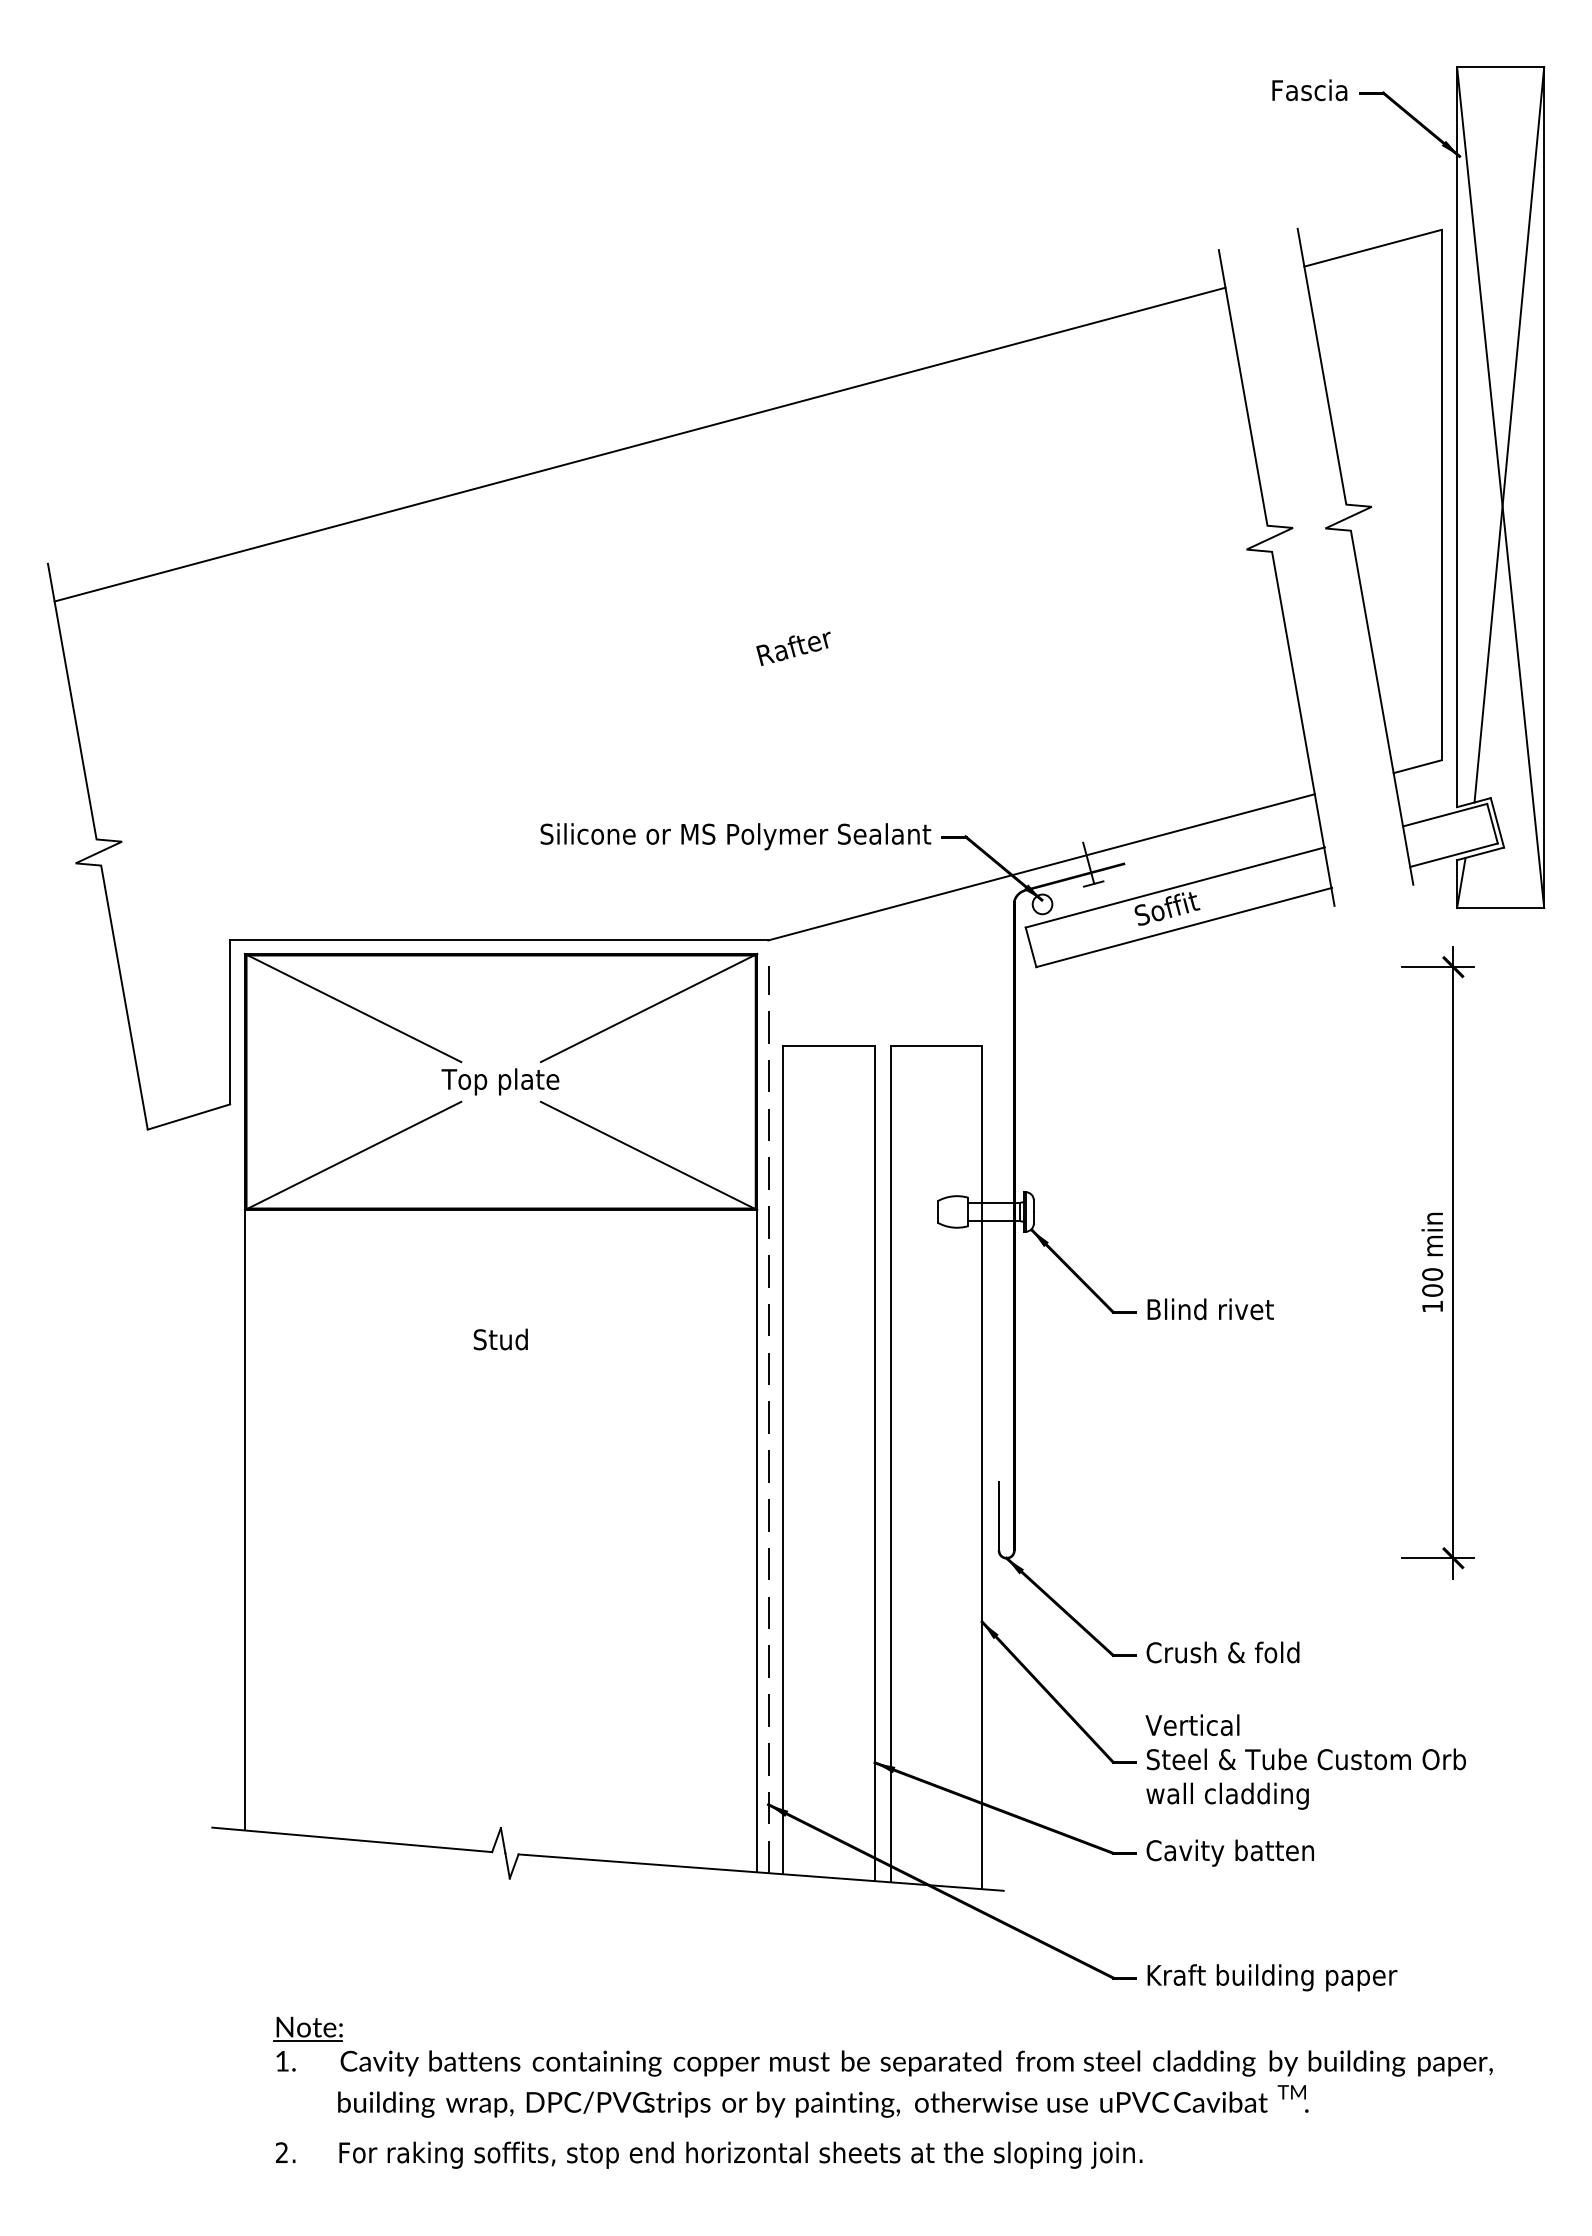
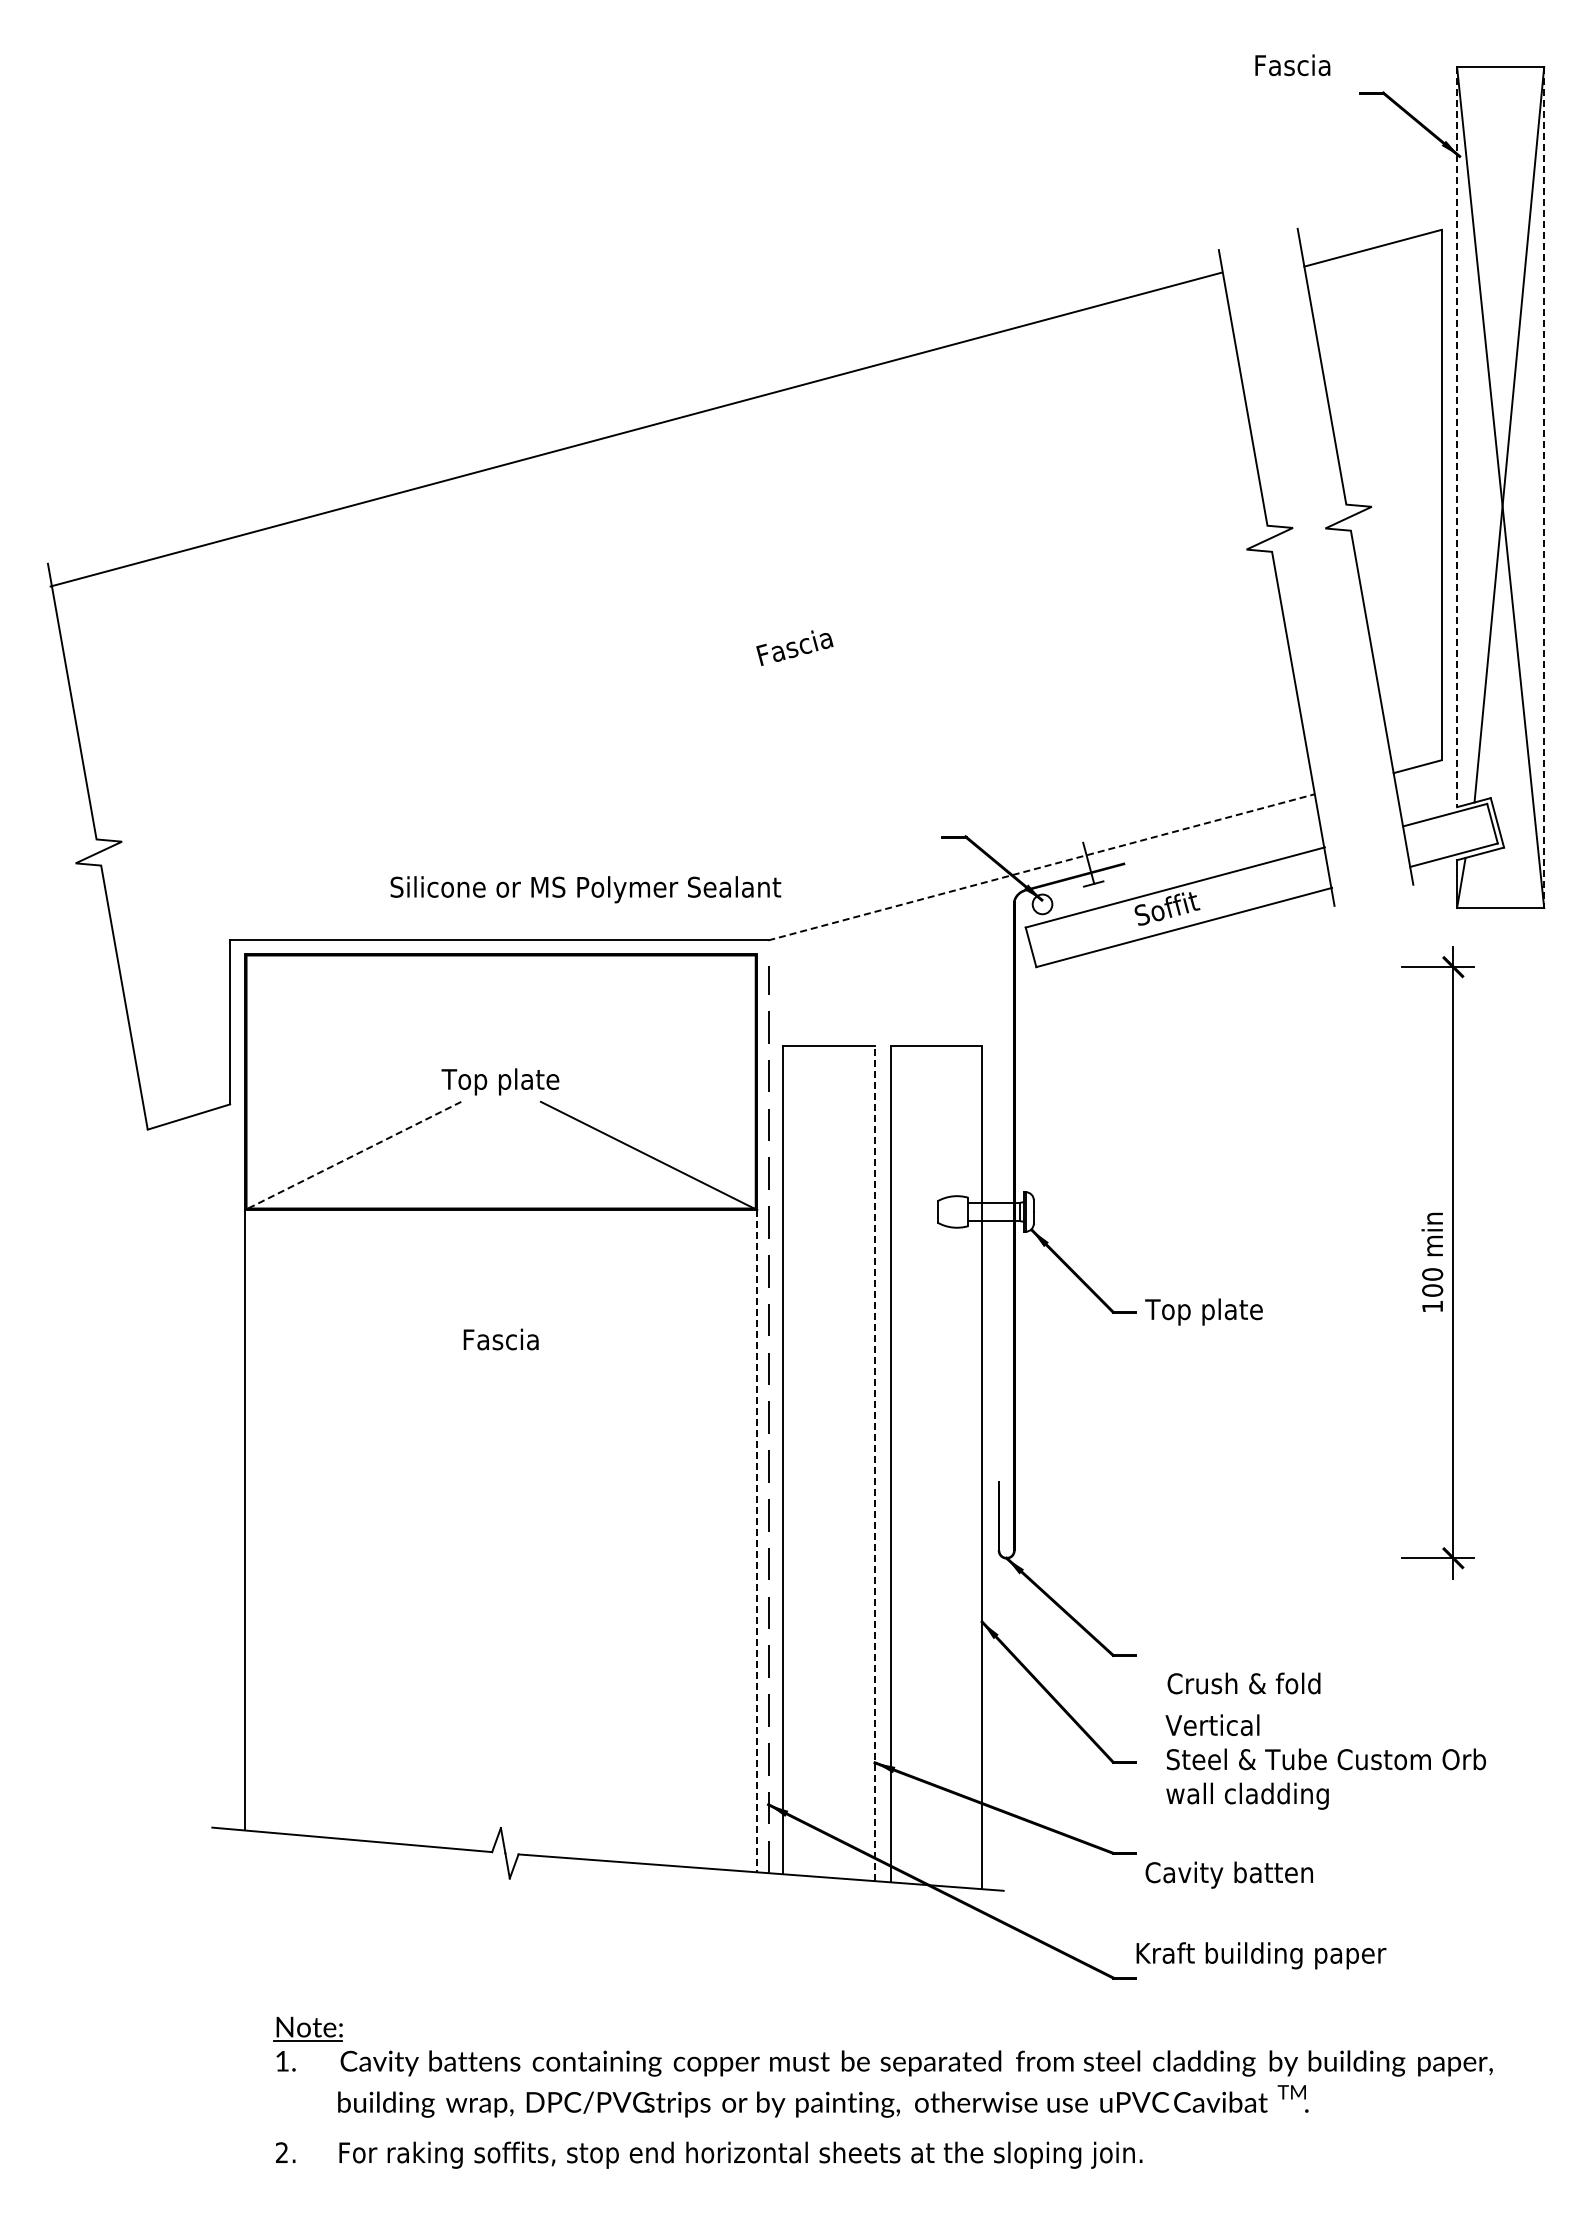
text position: (1309, 90) -> (1292, 65) (1292, 65)
line: solid -> dashed (1457, 437)
line position: (639, 444) -> (635, 429) (635, 429)
line: solid -> dashed (1544, 488)
text: Rafter -> Fascia (796, 646)
text position: (735, 836) -> (585, 889) (585, 889)
line: solid -> dashed (1041, 867)
line: present -> none (352, 1007)
line: present -> none (648, 1007)
line: solid -> dashed (353, 1155)
text: Blind rivet -> Top plate (1209, 1311)
text: Stud -> Fascia (500, 1339)
line: solid -> dashed (875, 1463)
line: solid -> dashed (757, 1541)
text position: (1222, 1652) -> (1243, 1683) (1243, 1683)
text position: (1305, 1761) -> (1325, 1761) (1325, 1761)
text position: (1229, 1852) -> (1228, 1874) (1228, 1874)
text position: (1272, 1977) -> (1261, 1955) (1261, 1955)
